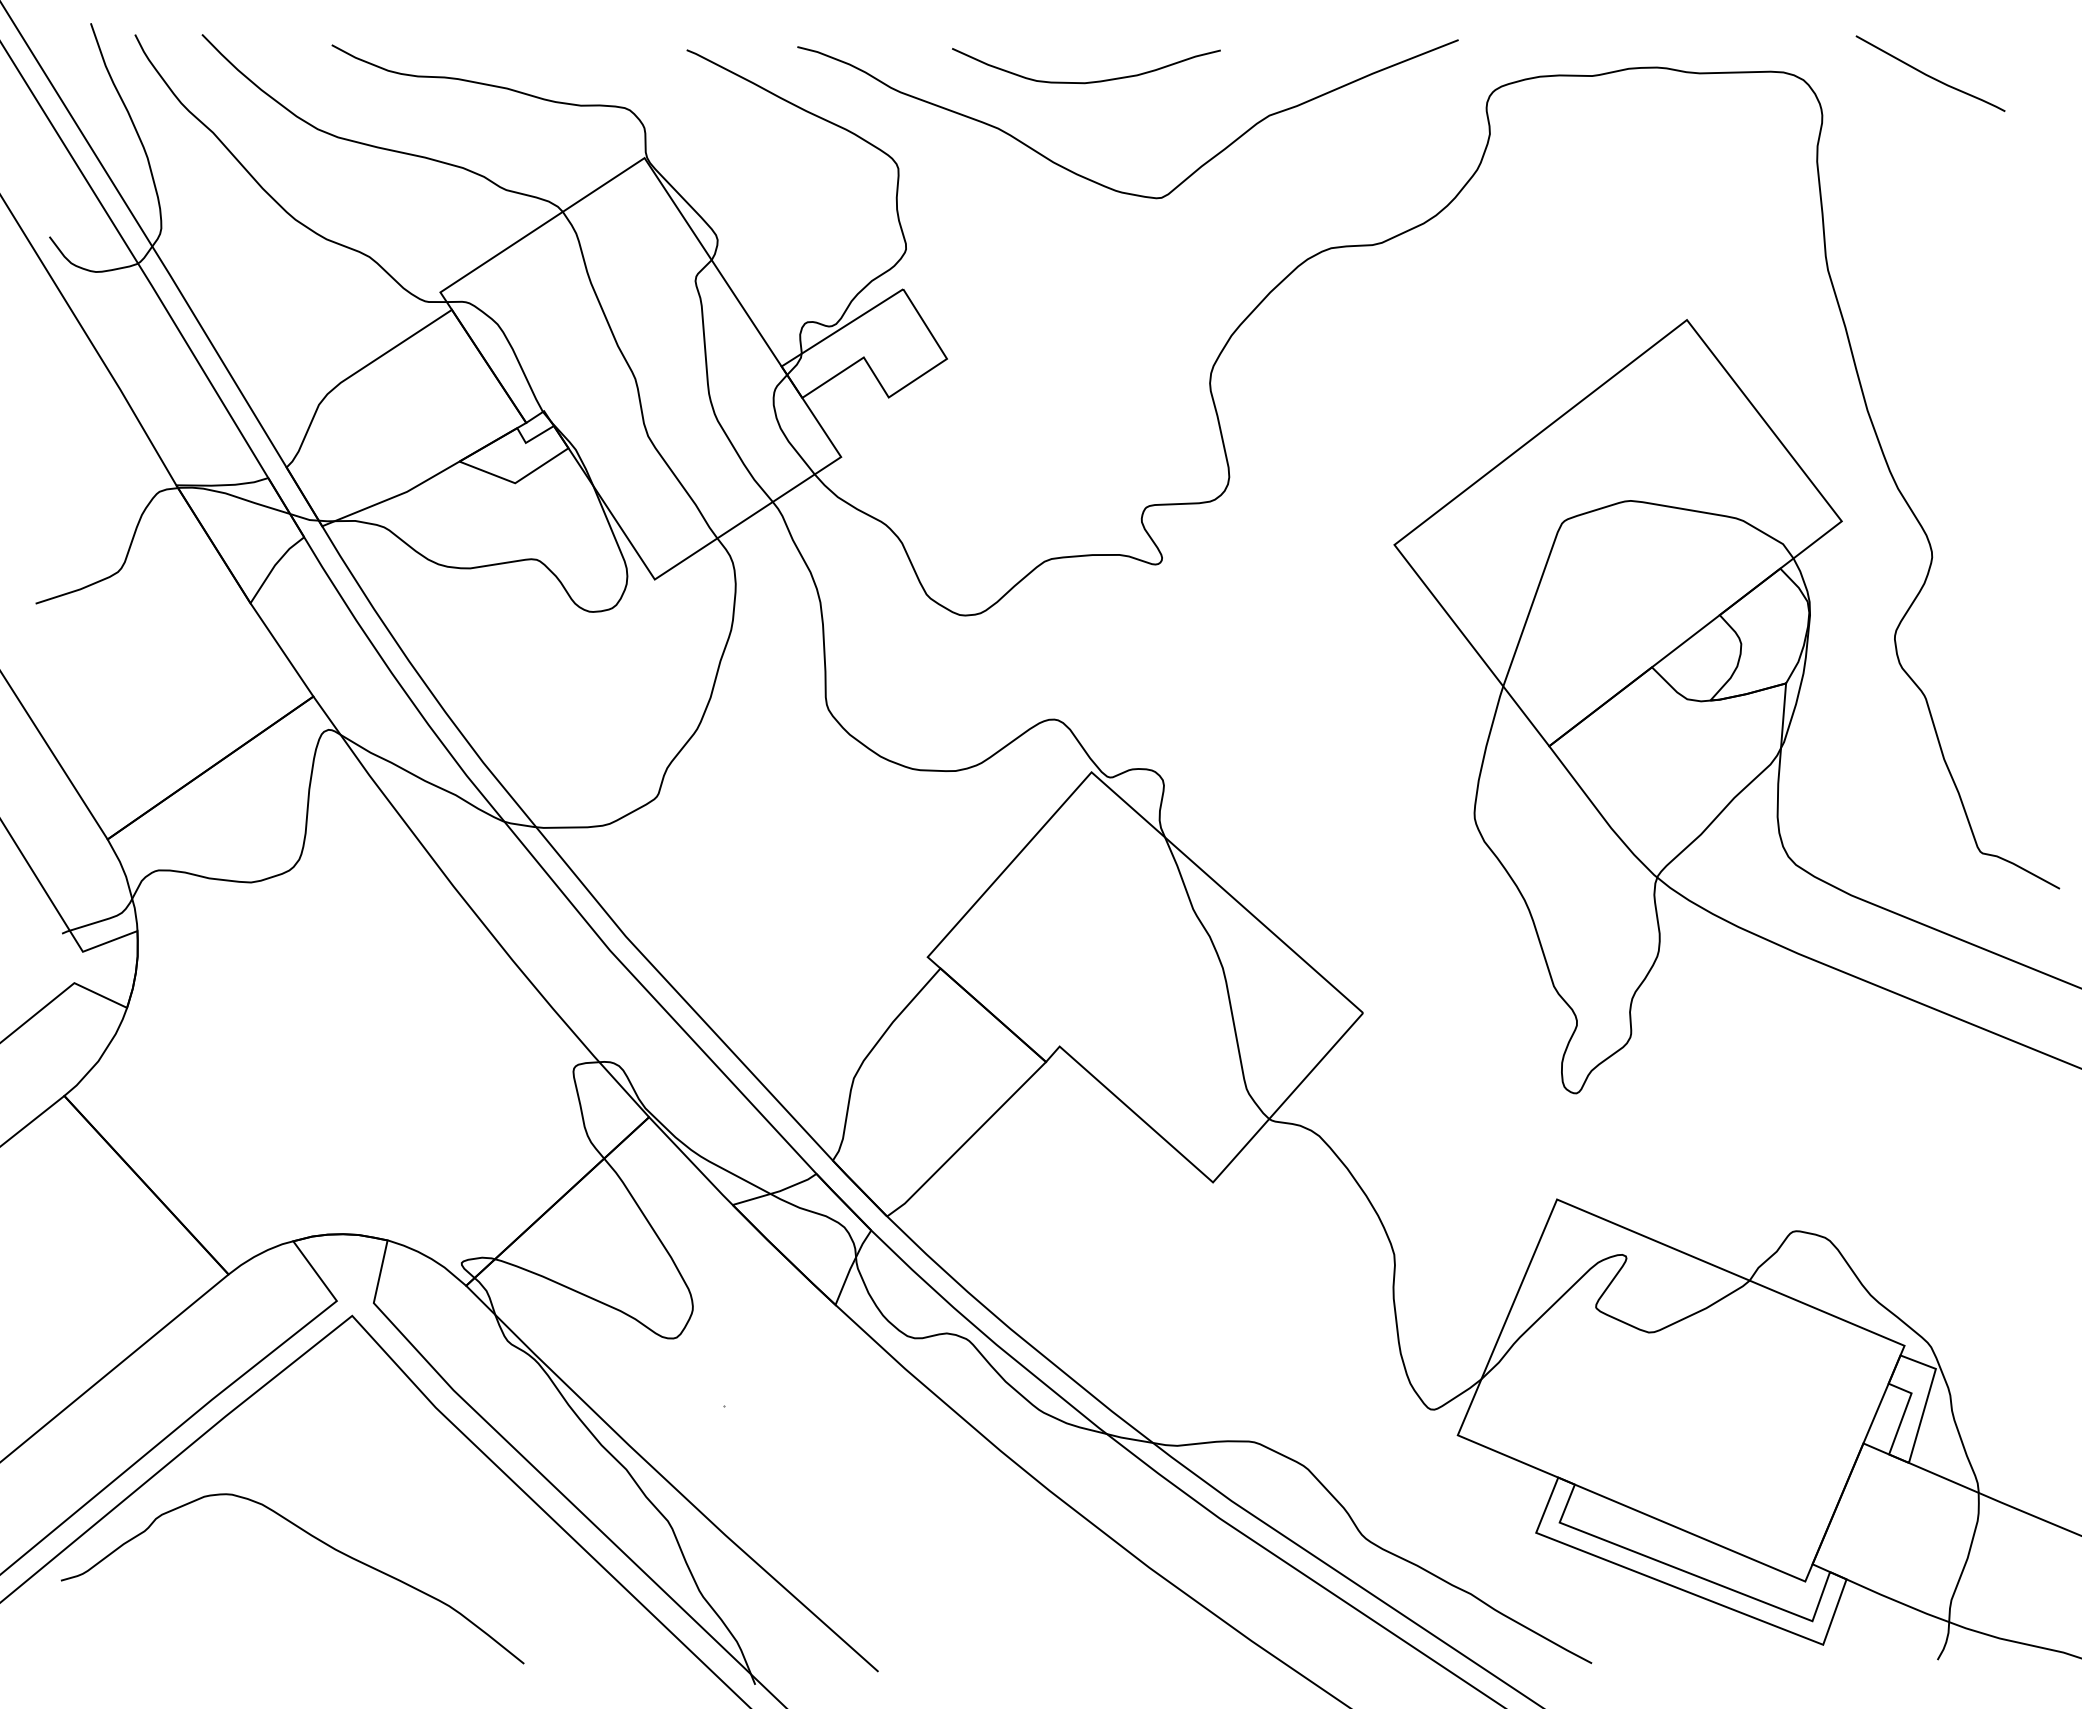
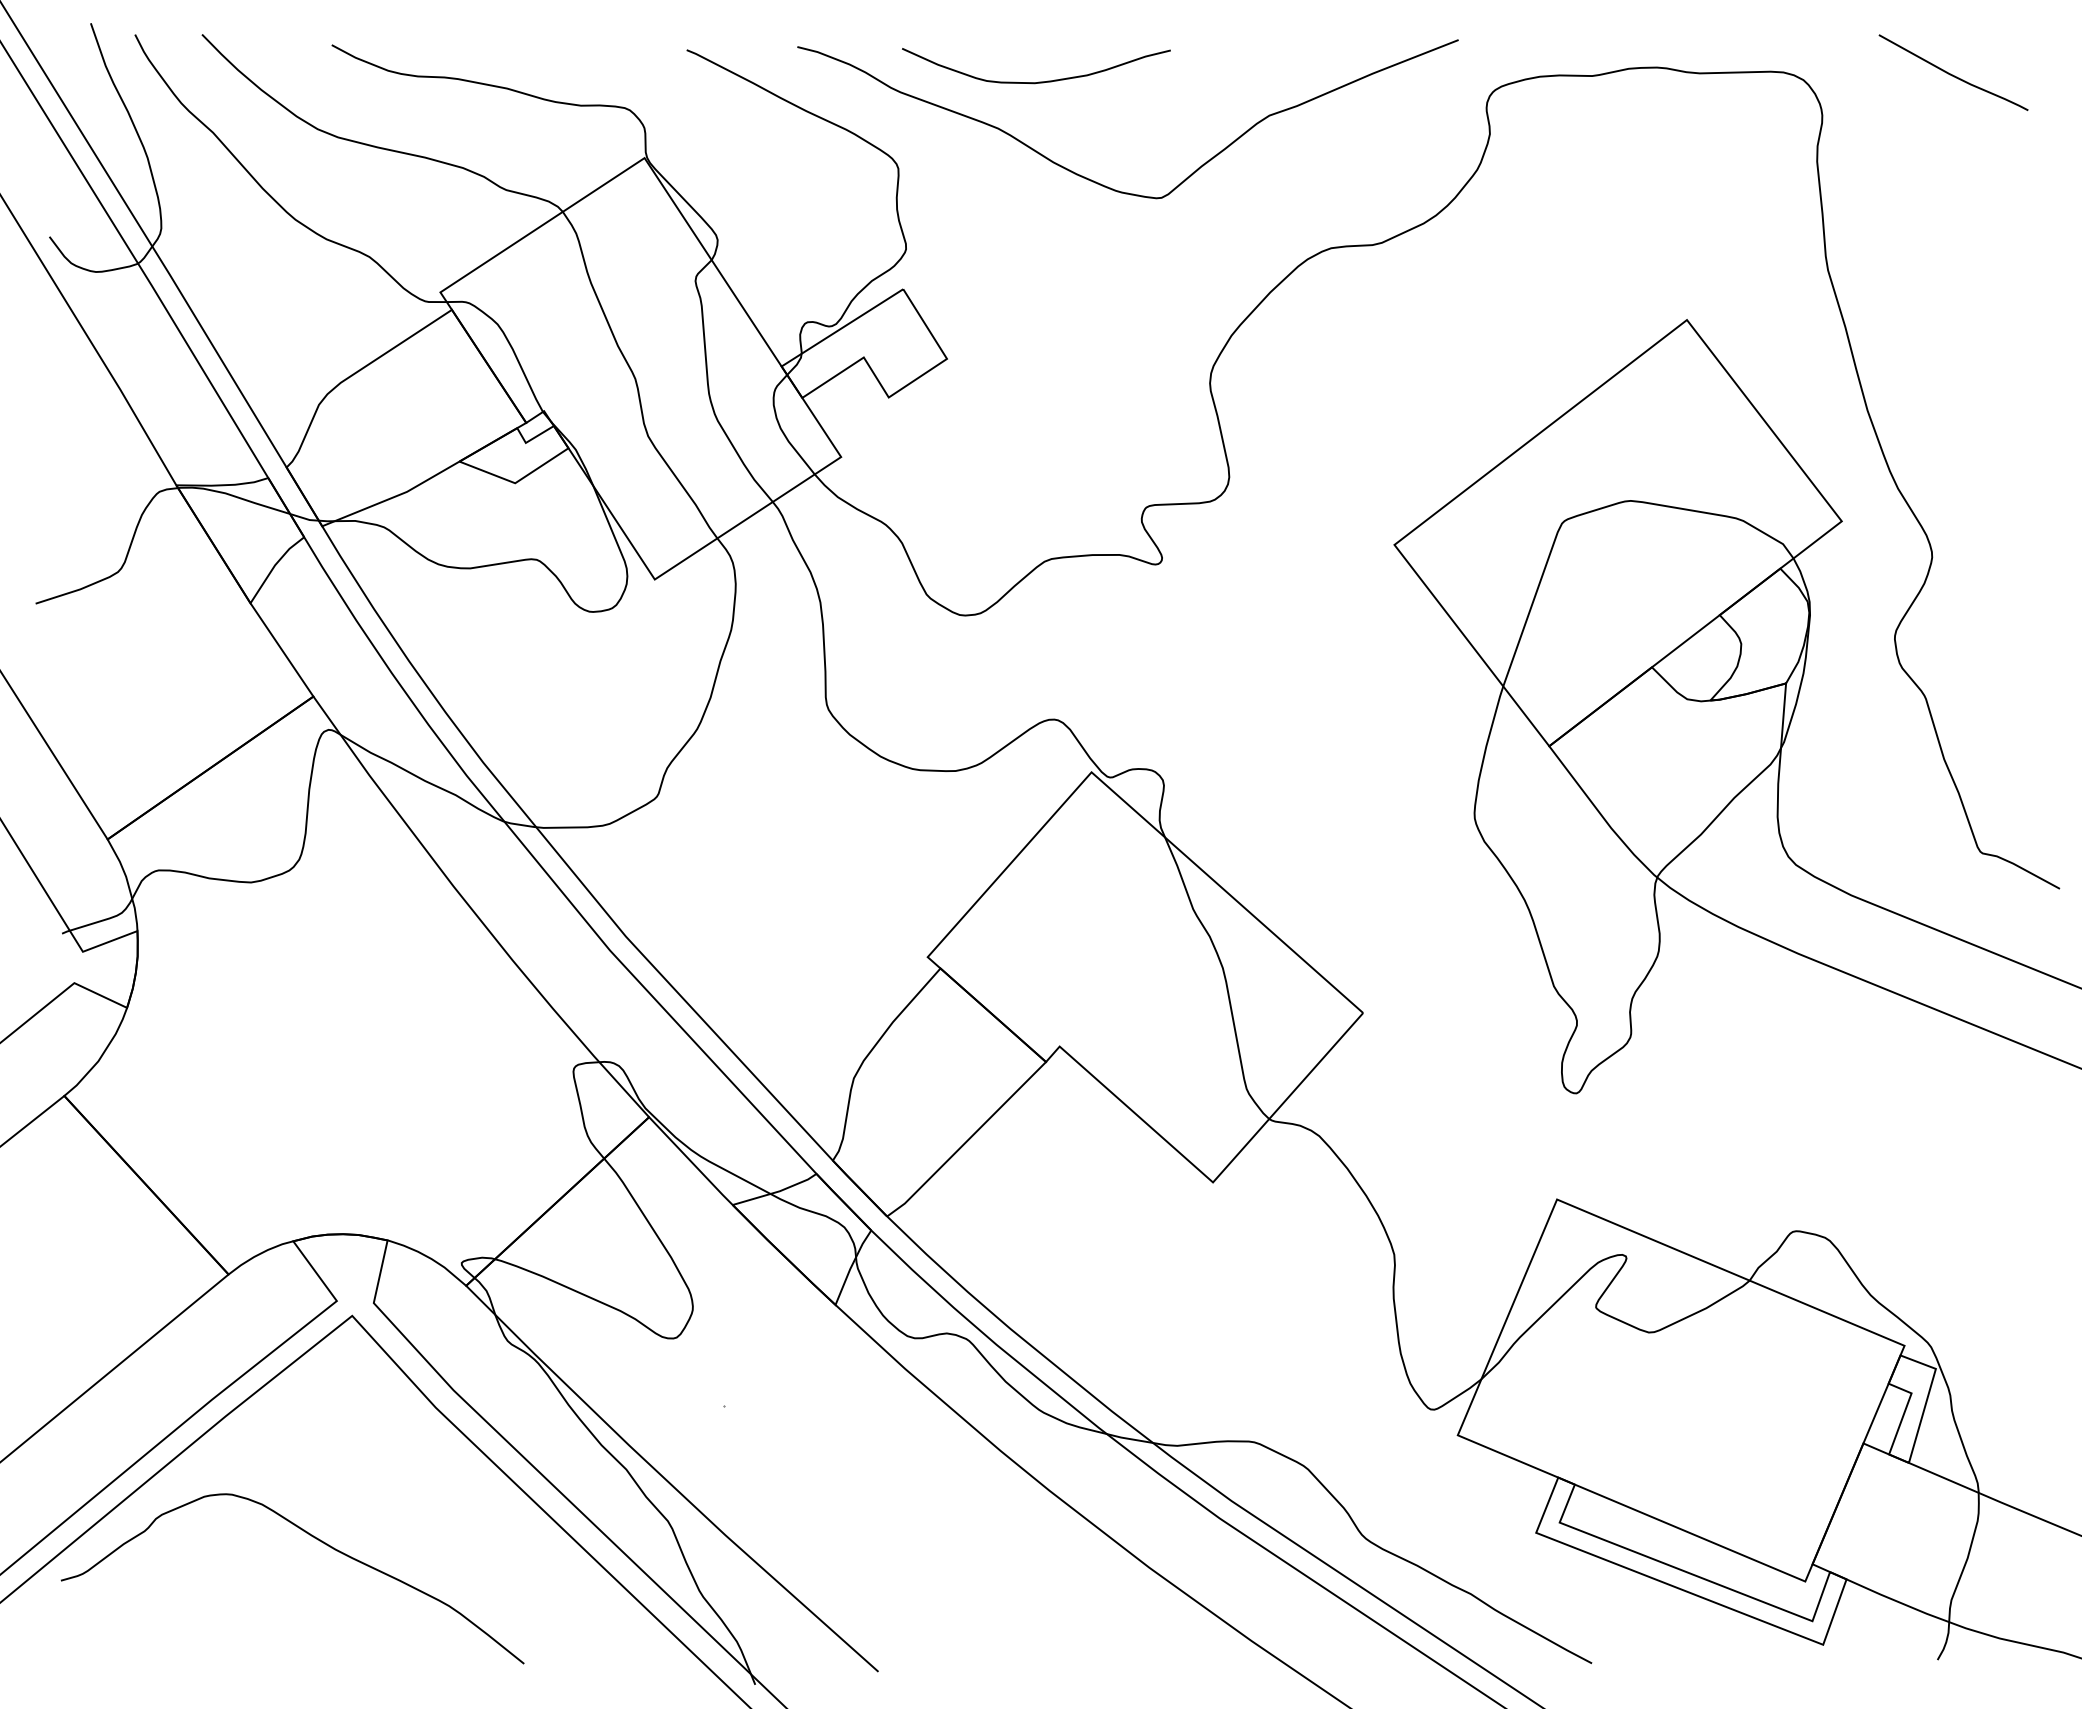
curve position: (1929, 75) -> (1952, 74) (1952, 74)
curve position: (1088, 81) -> (1038, 81) (1038, 81)
